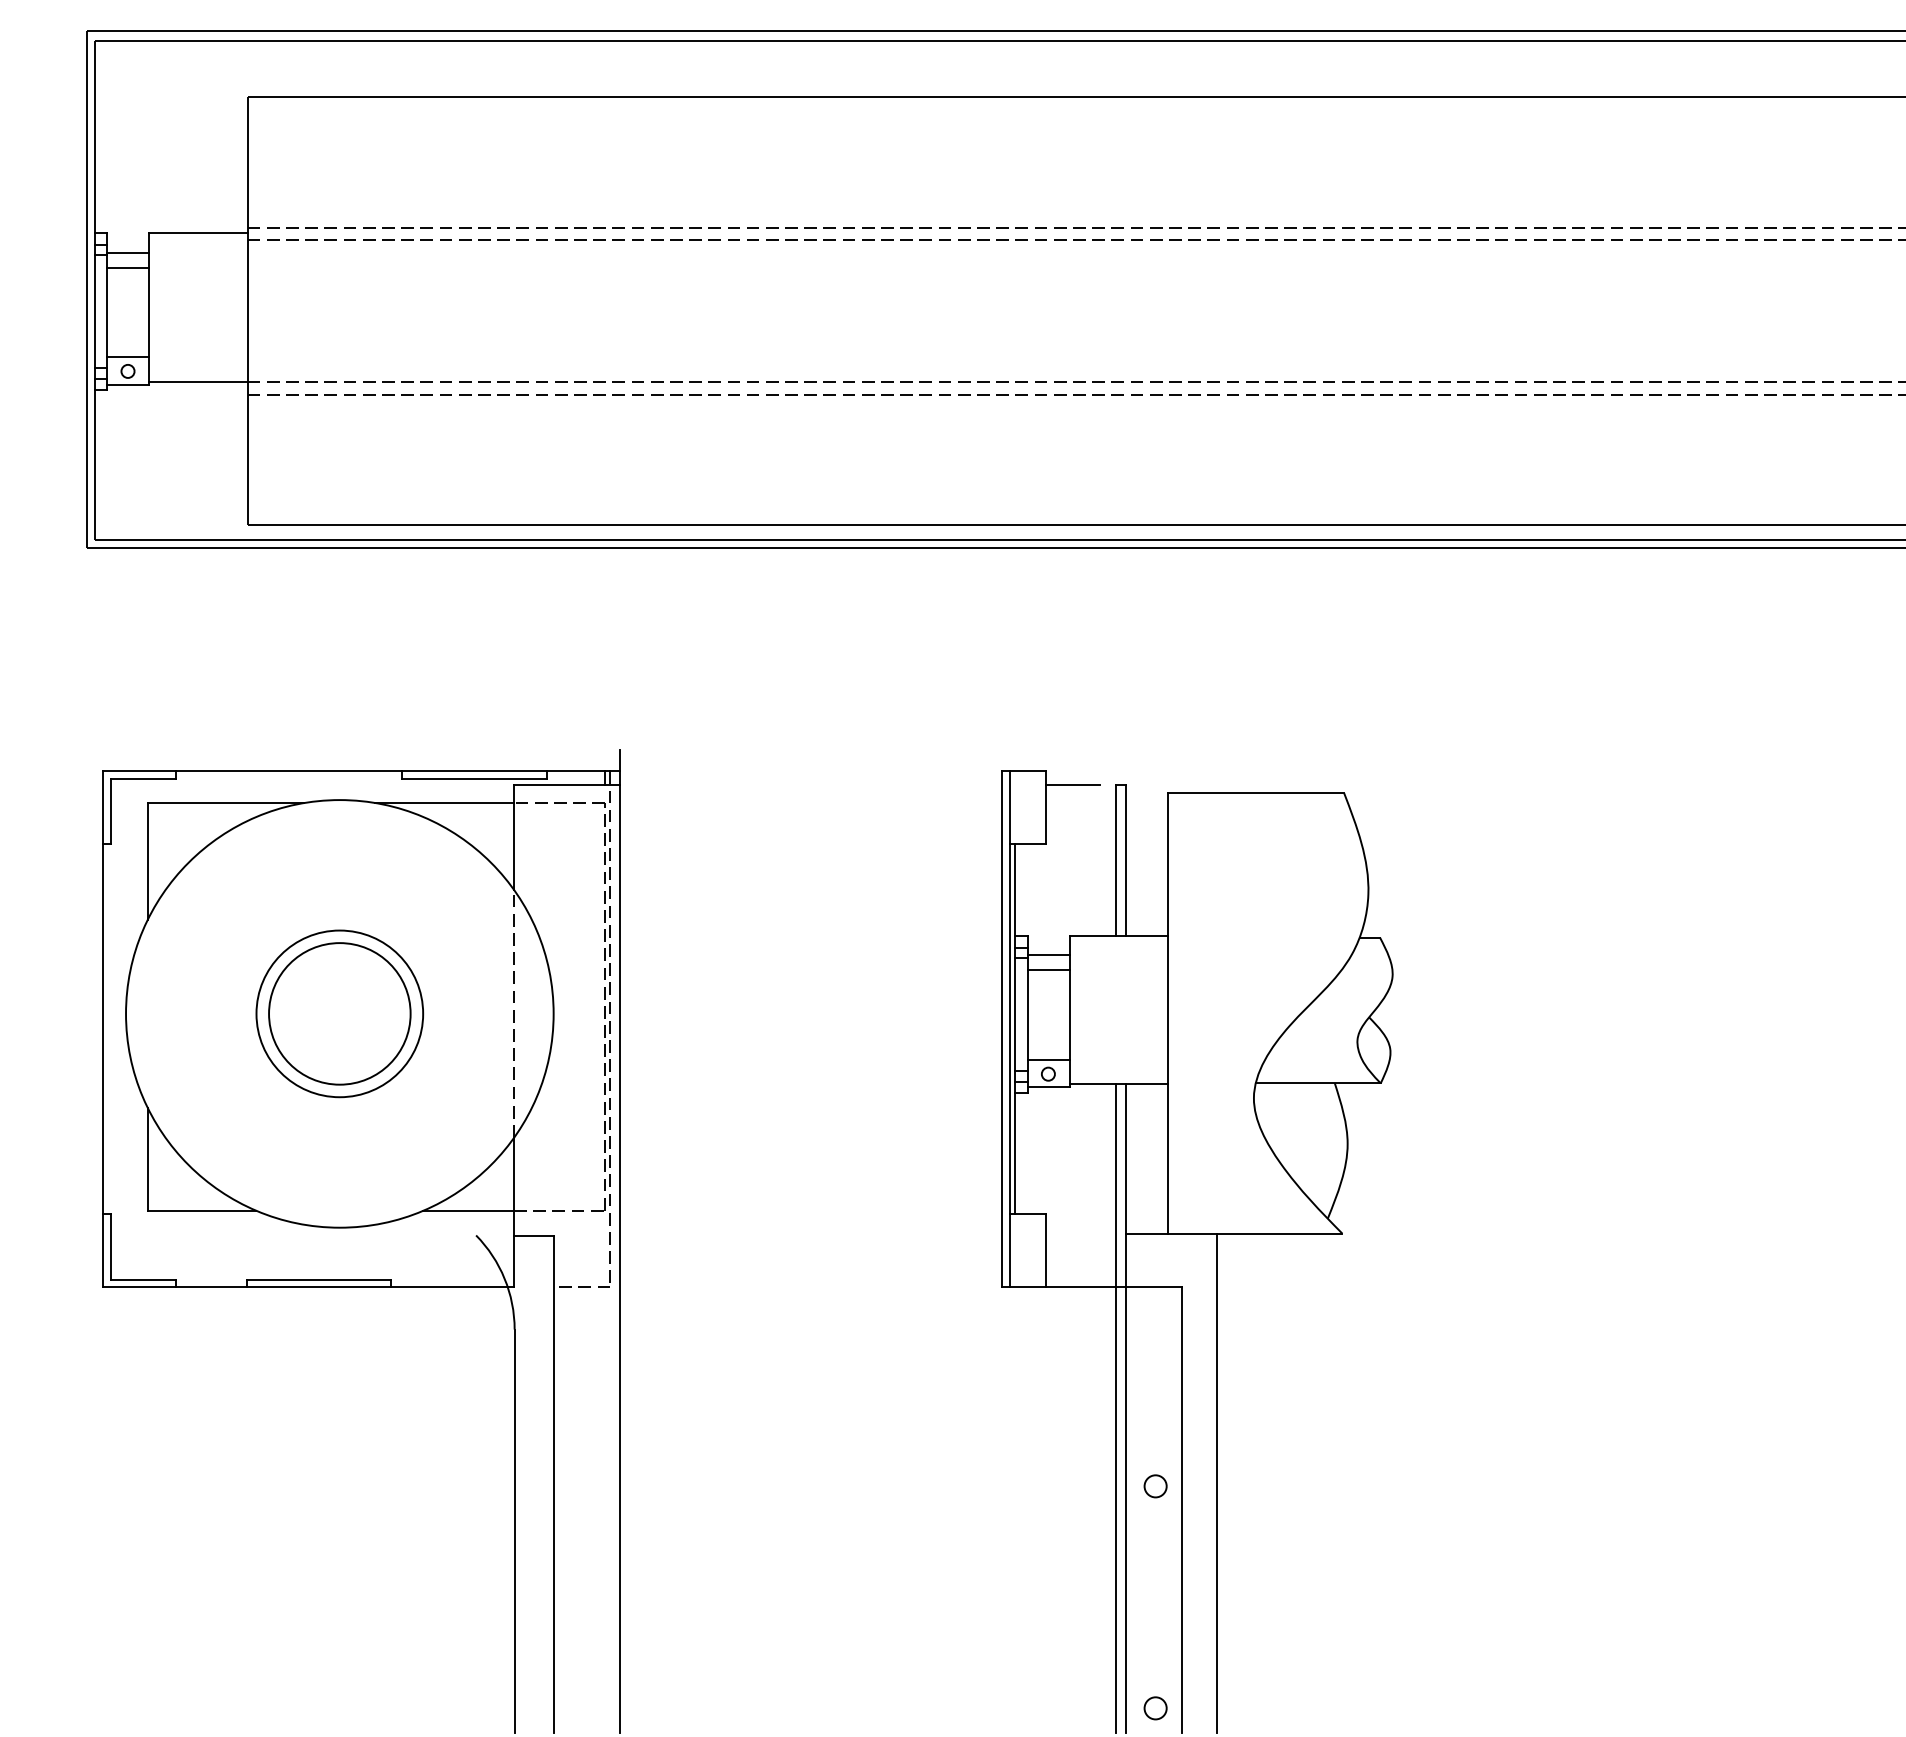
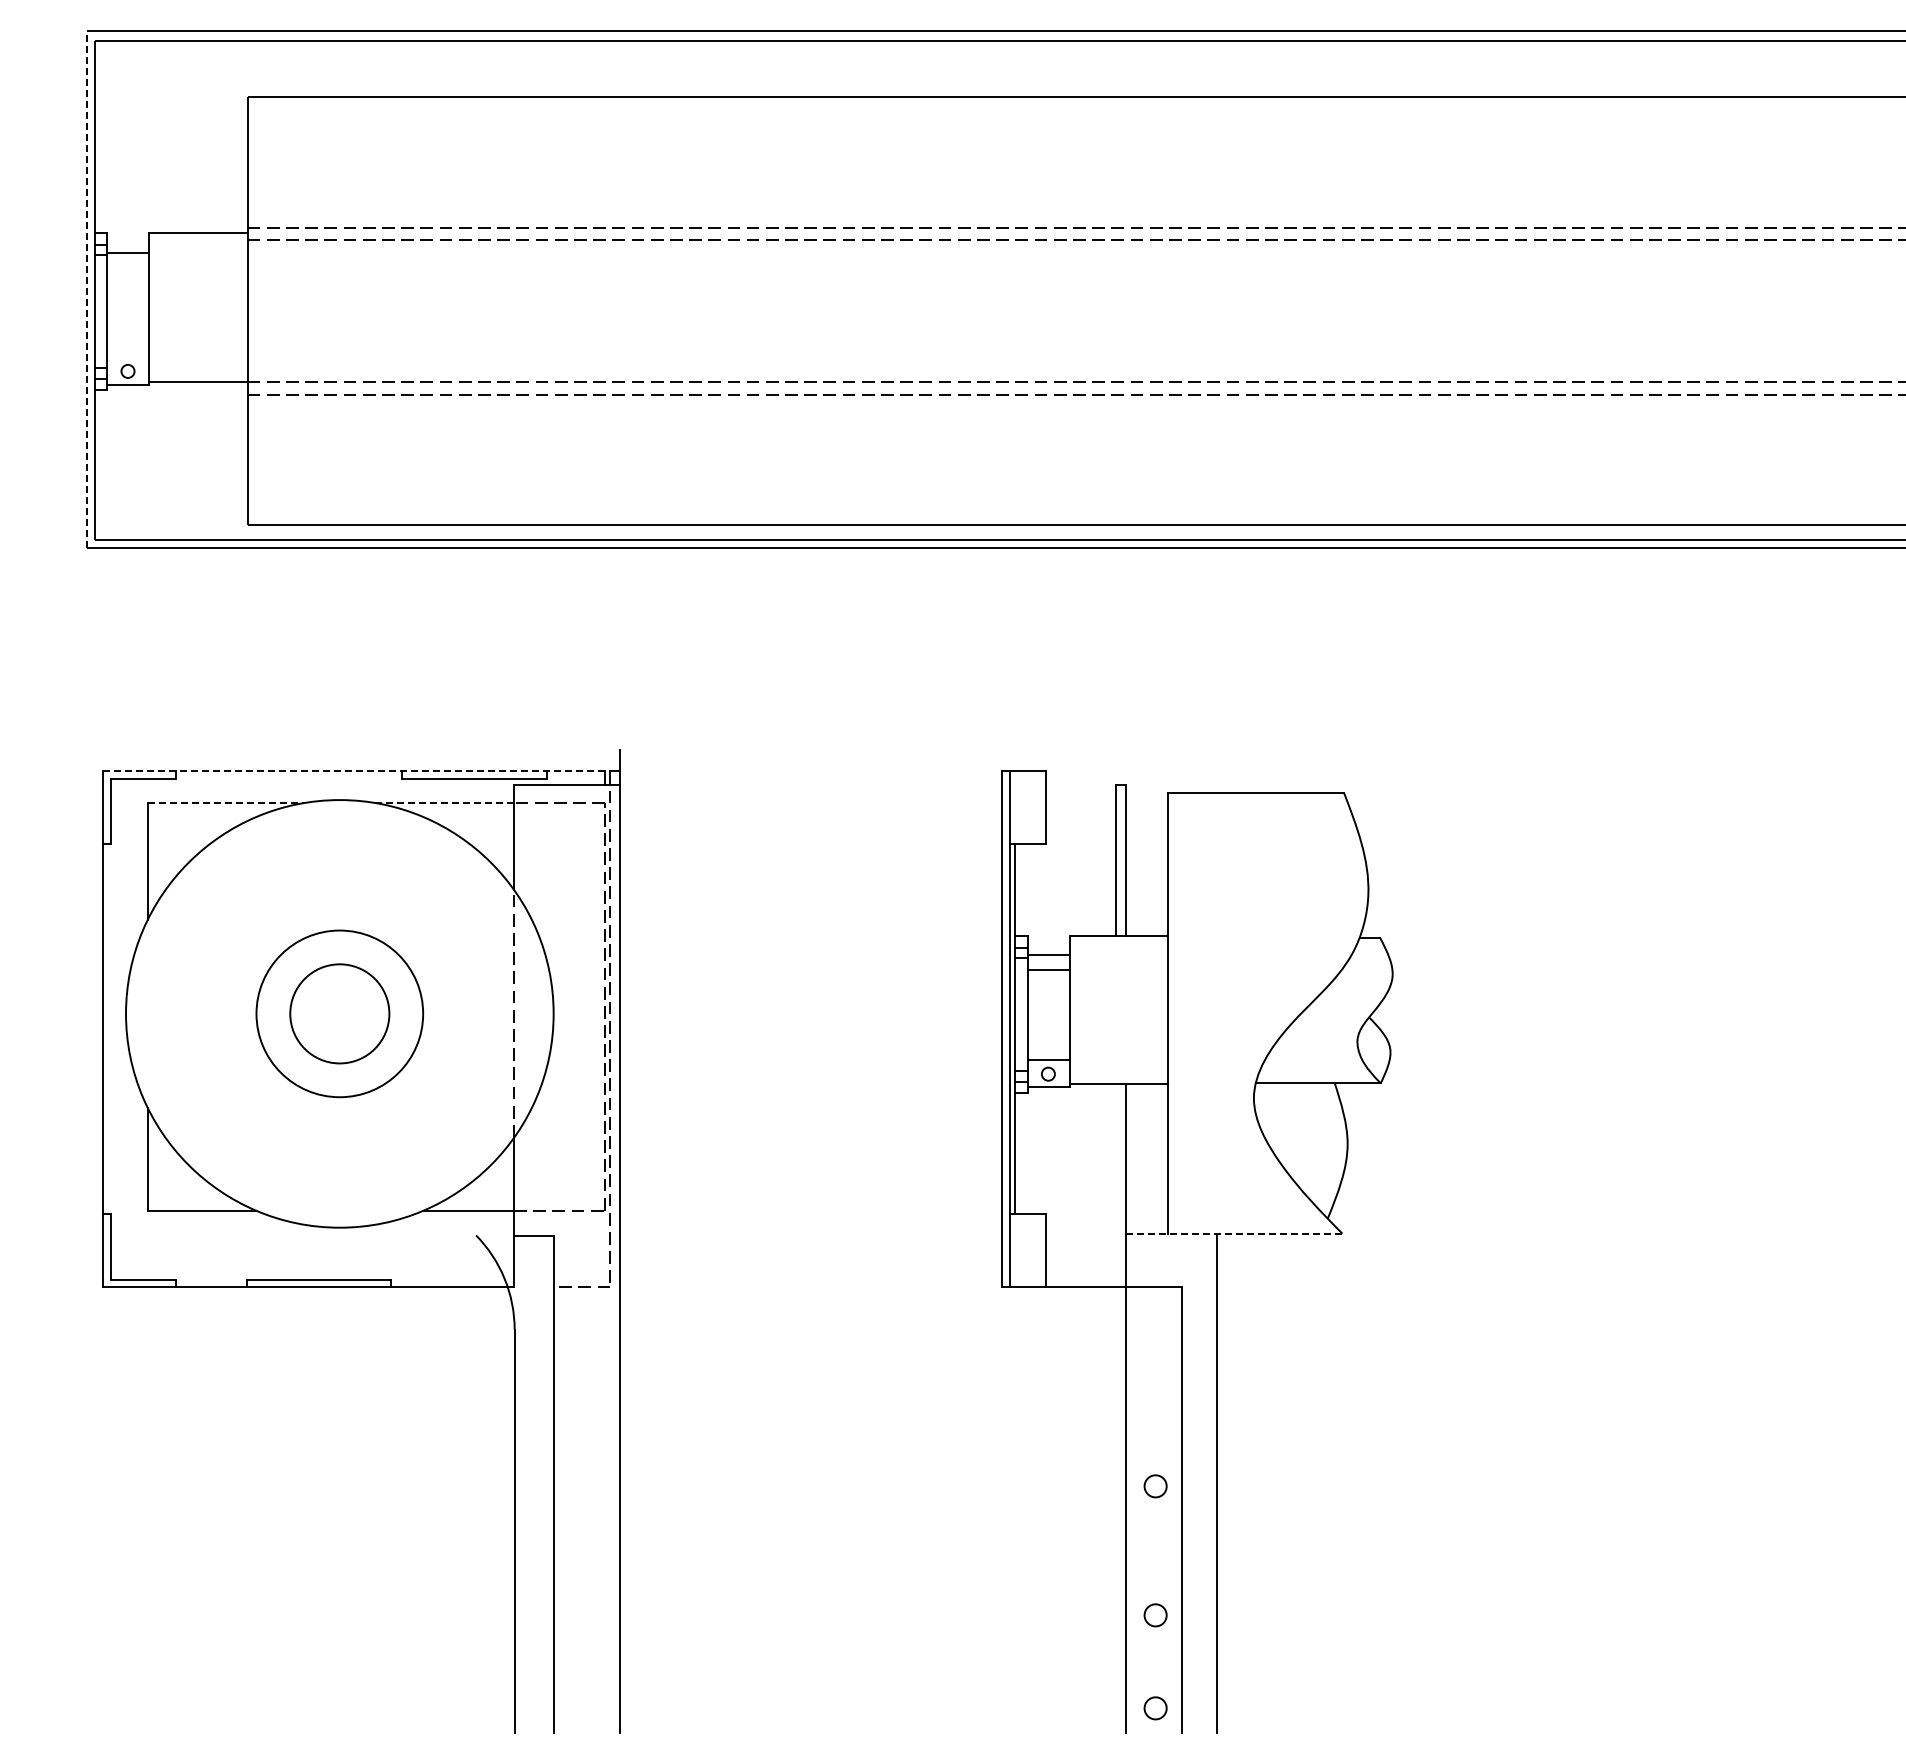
line: present -> none (128, 267)
line: solid -> dashed (87, 289)
line: present -> none (128, 356)
line: solid -> dashed (356, 771)
line: present -> none (1072, 785)
line: solid -> dashed (226, 802)
line: solid -> dashed (445, 802)
circle diameter: 142 px -> 99 px (339, 1013)
line: solid -> dashed (1234, 1233)
line: present -> none (1116, 1408)
circle: none -> present (1155, 1615)
